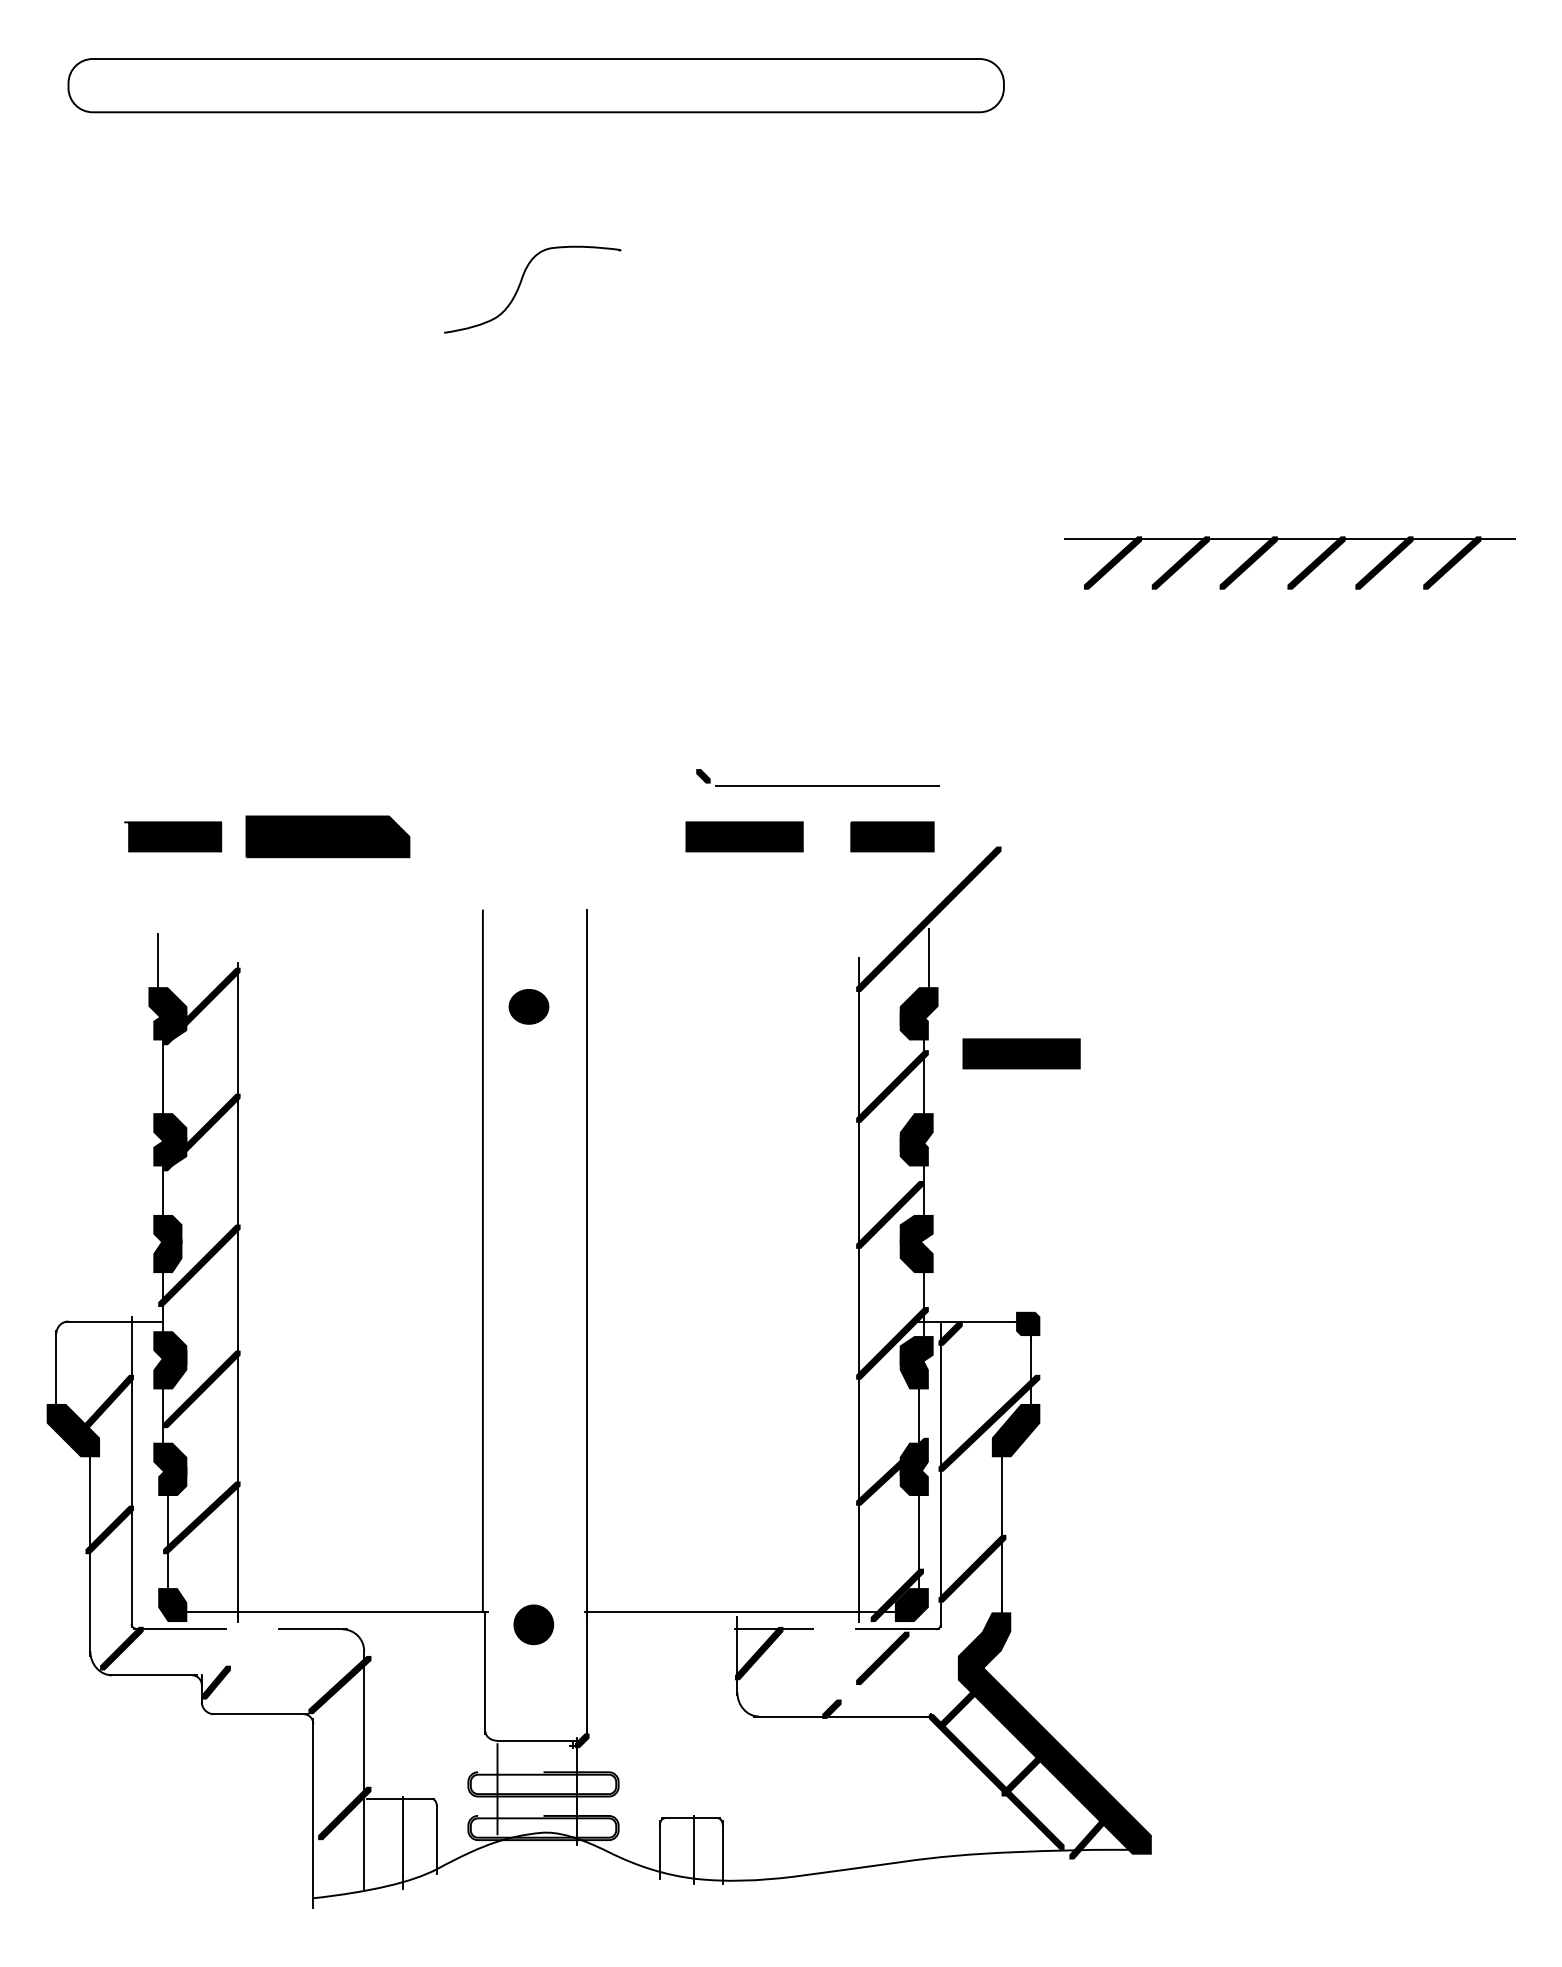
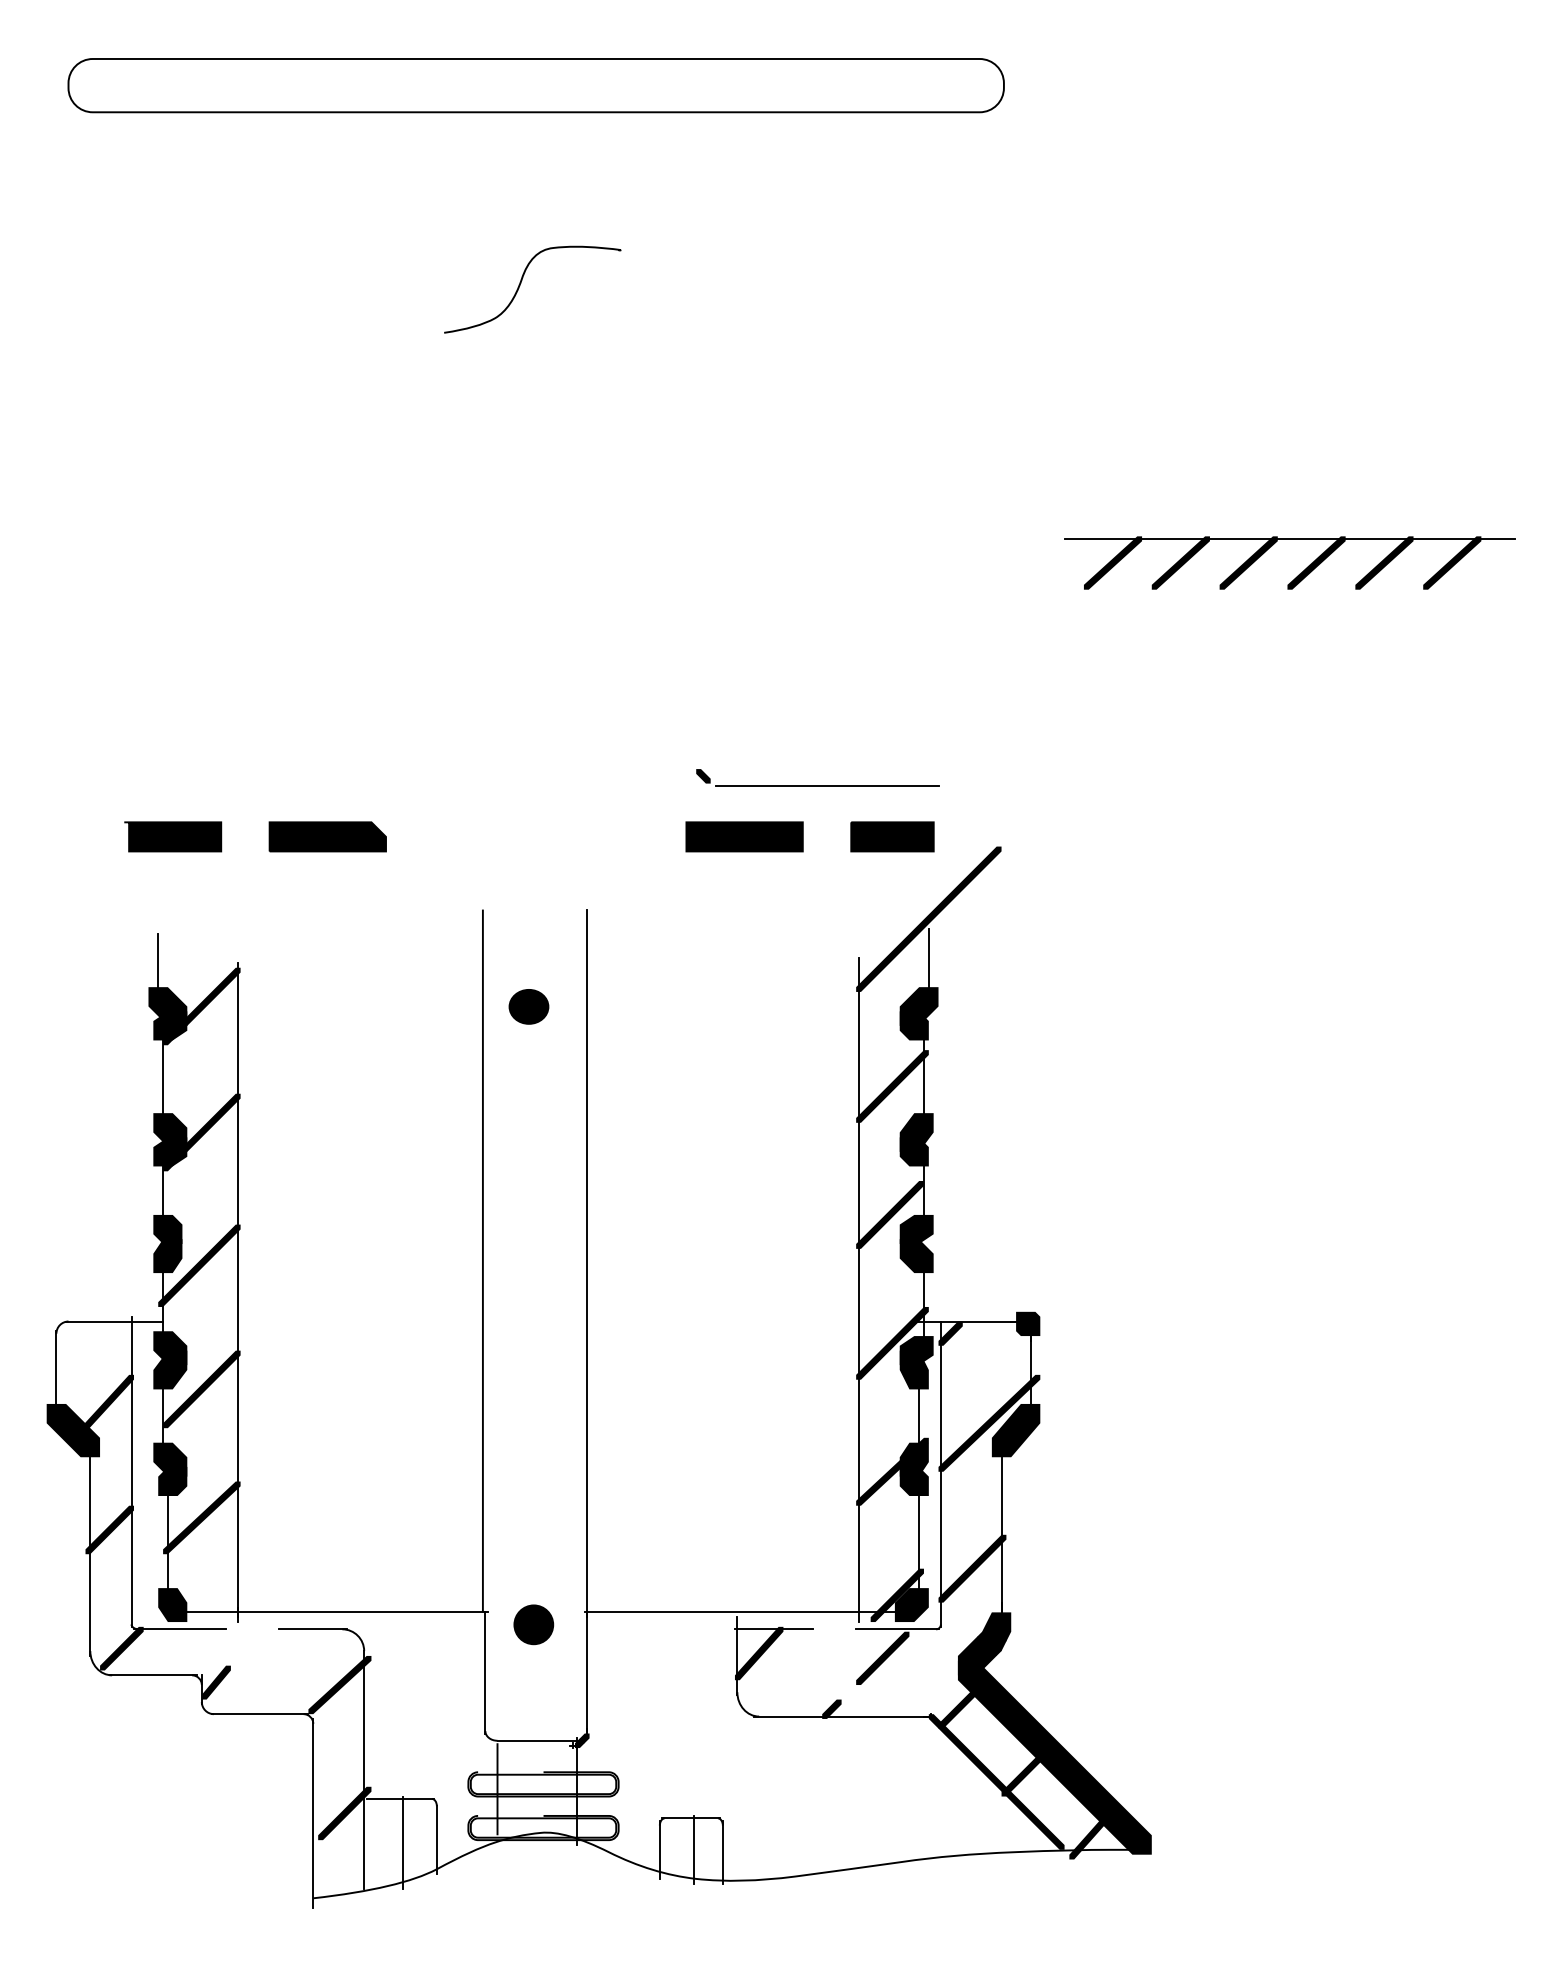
part size: 166x44 px -> 119x32 px (327, 836)
part: present -> none (1021, 1053)
